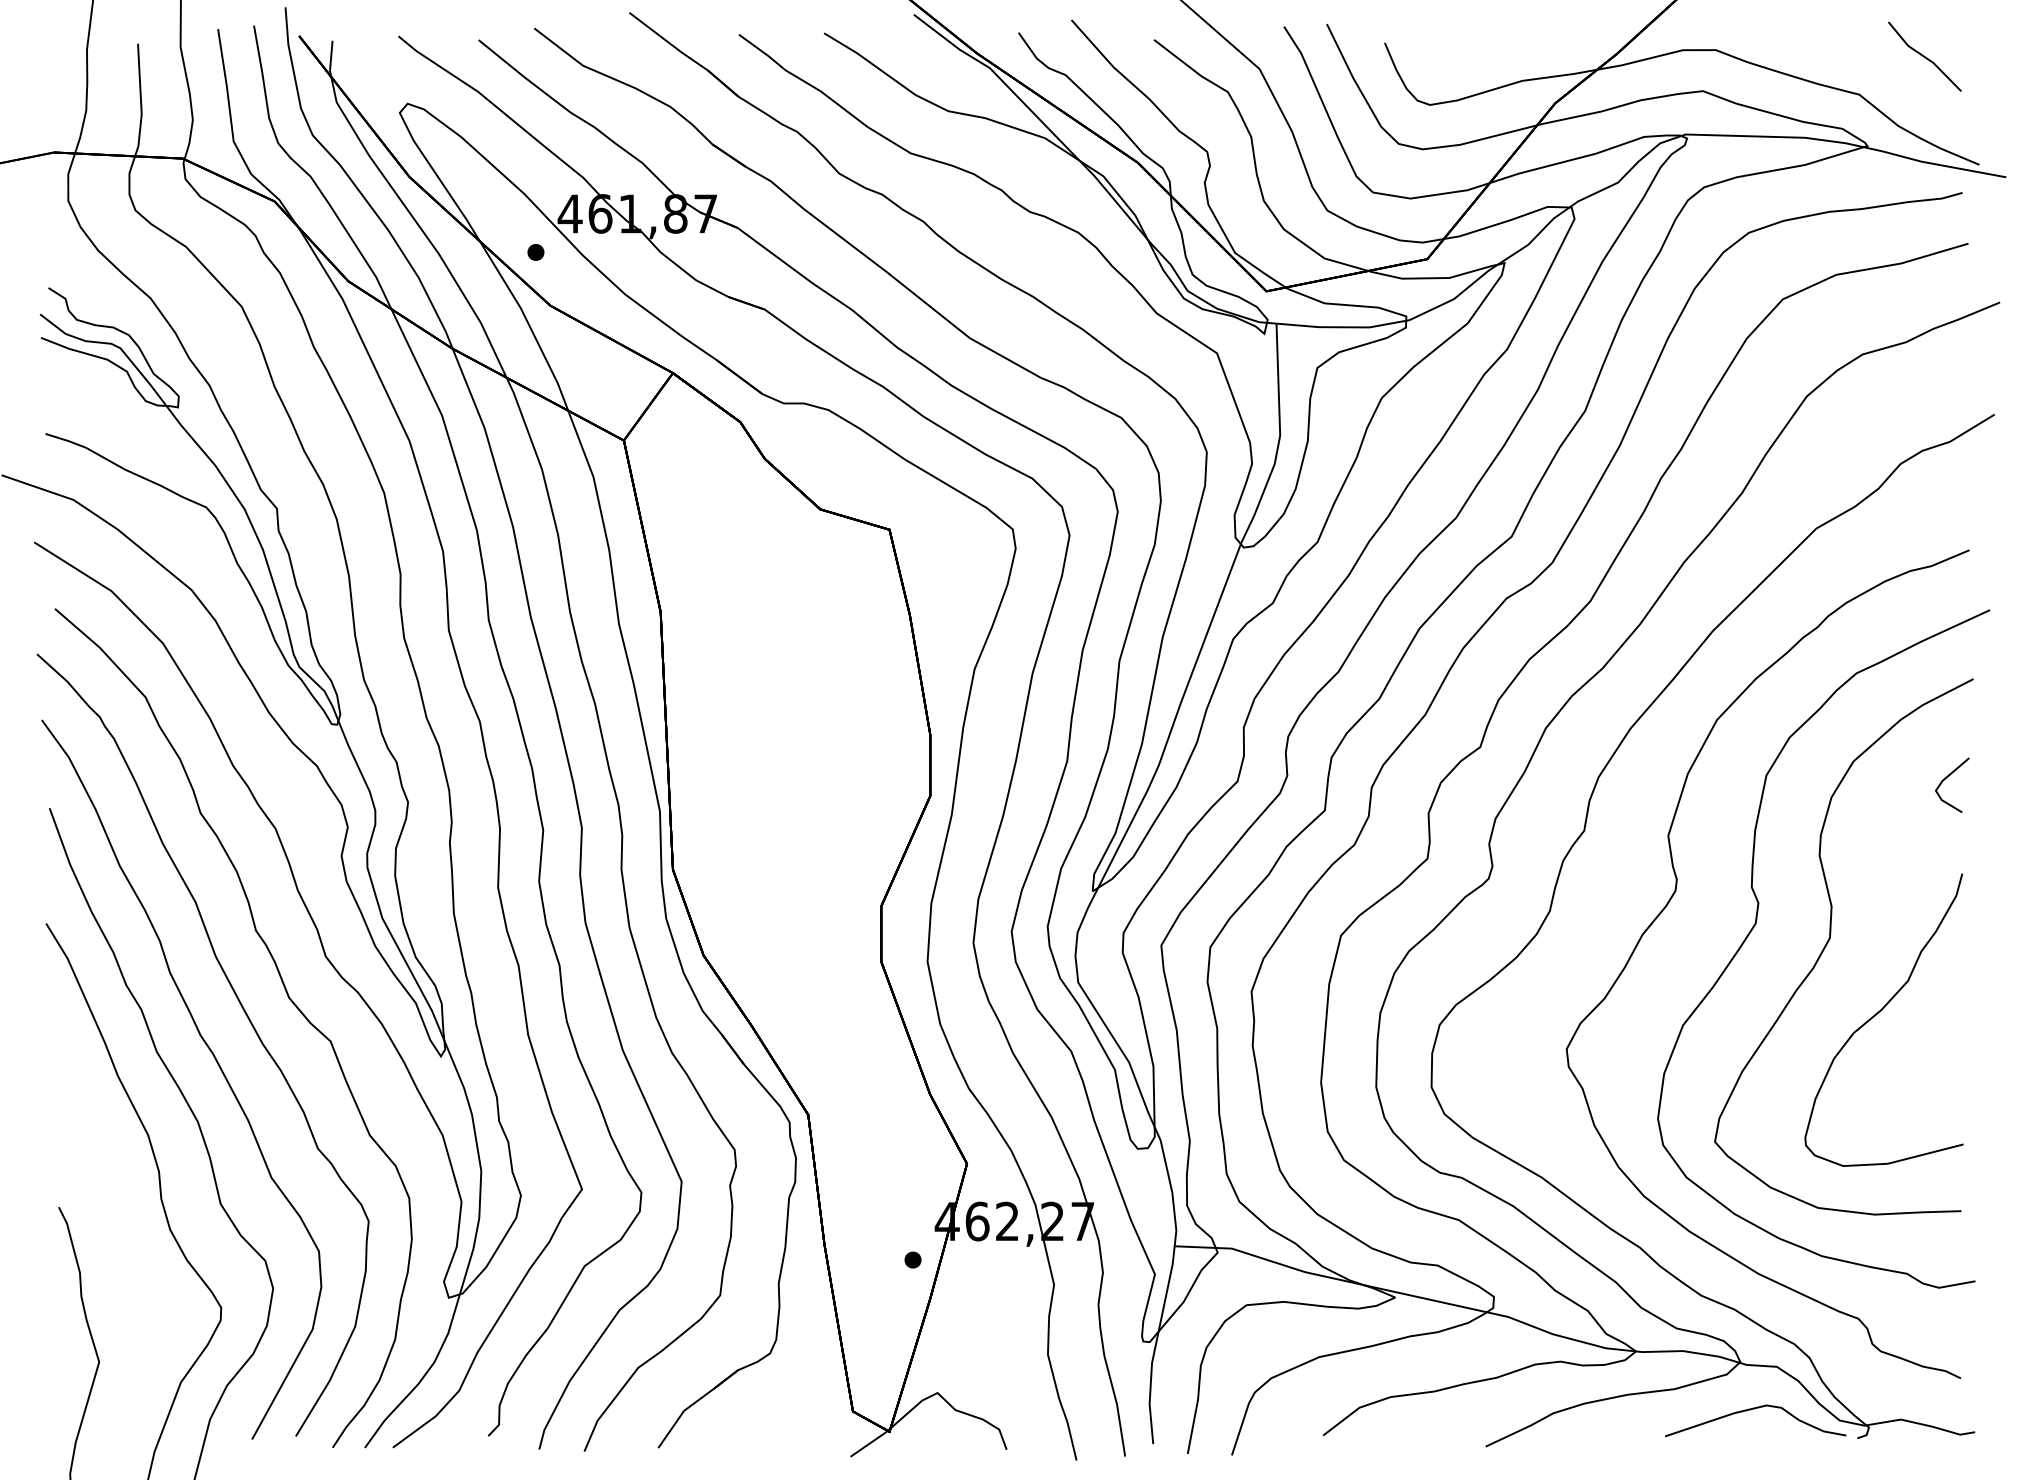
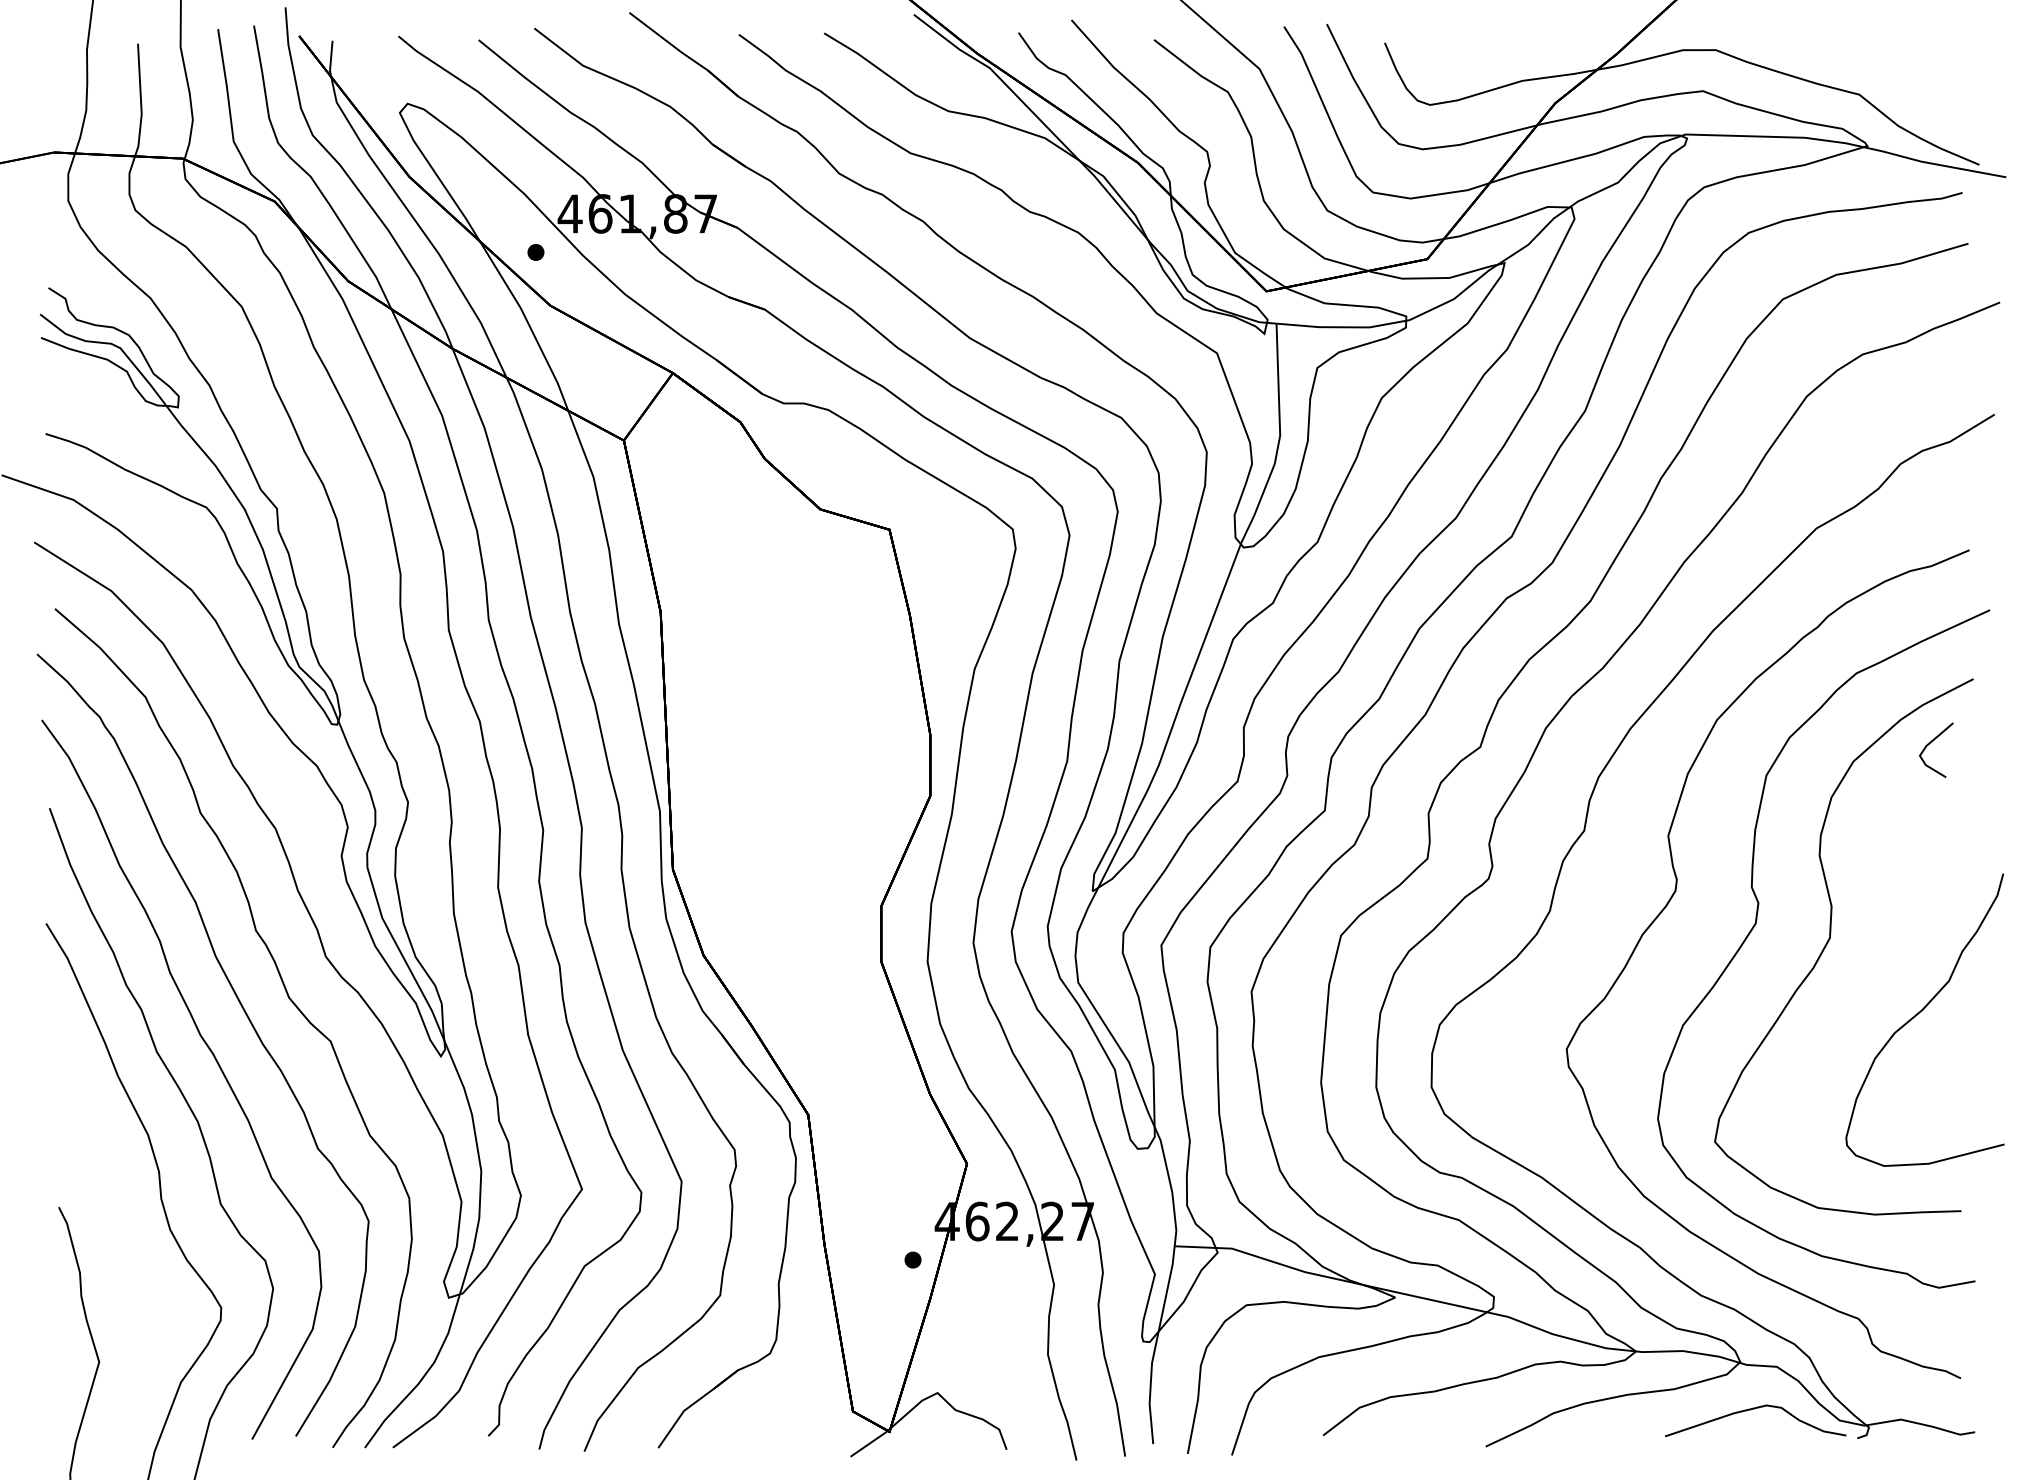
line: present -> none (1924, 56)
curve position: (1948, 777) -> (1932, 742) (1932, 742)
curve position: (1880, 1012) -> (1921, 1012) (1921, 1012)
